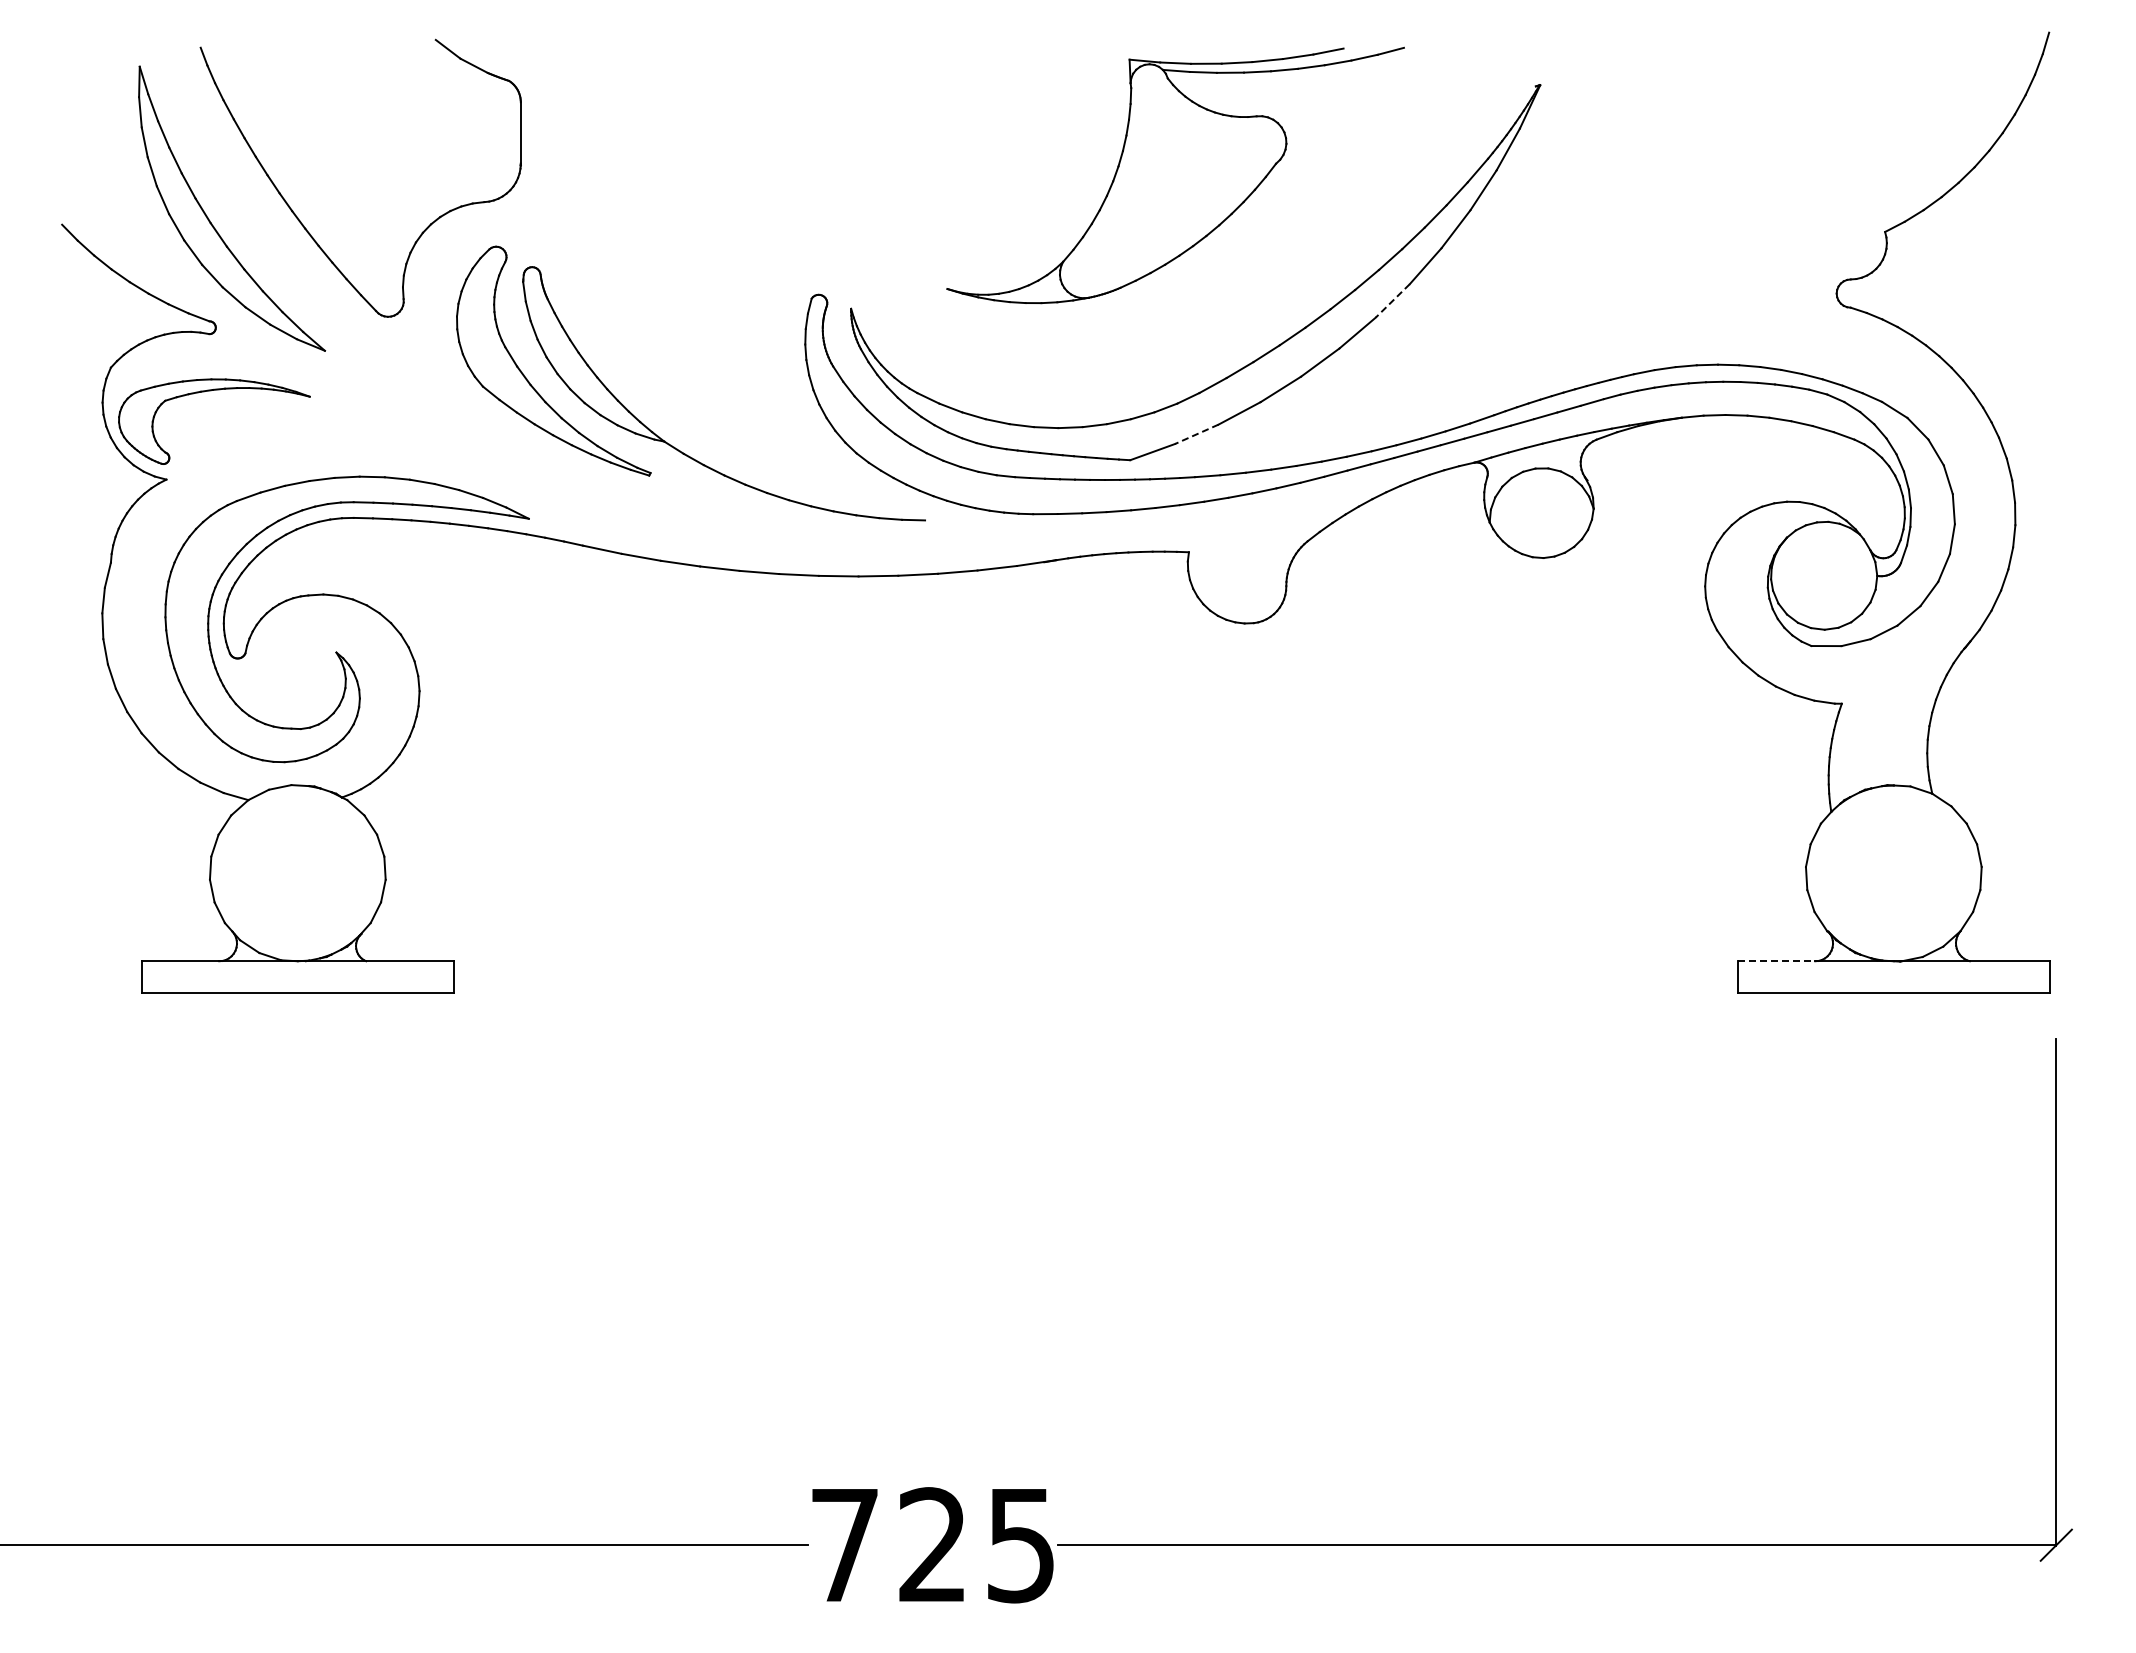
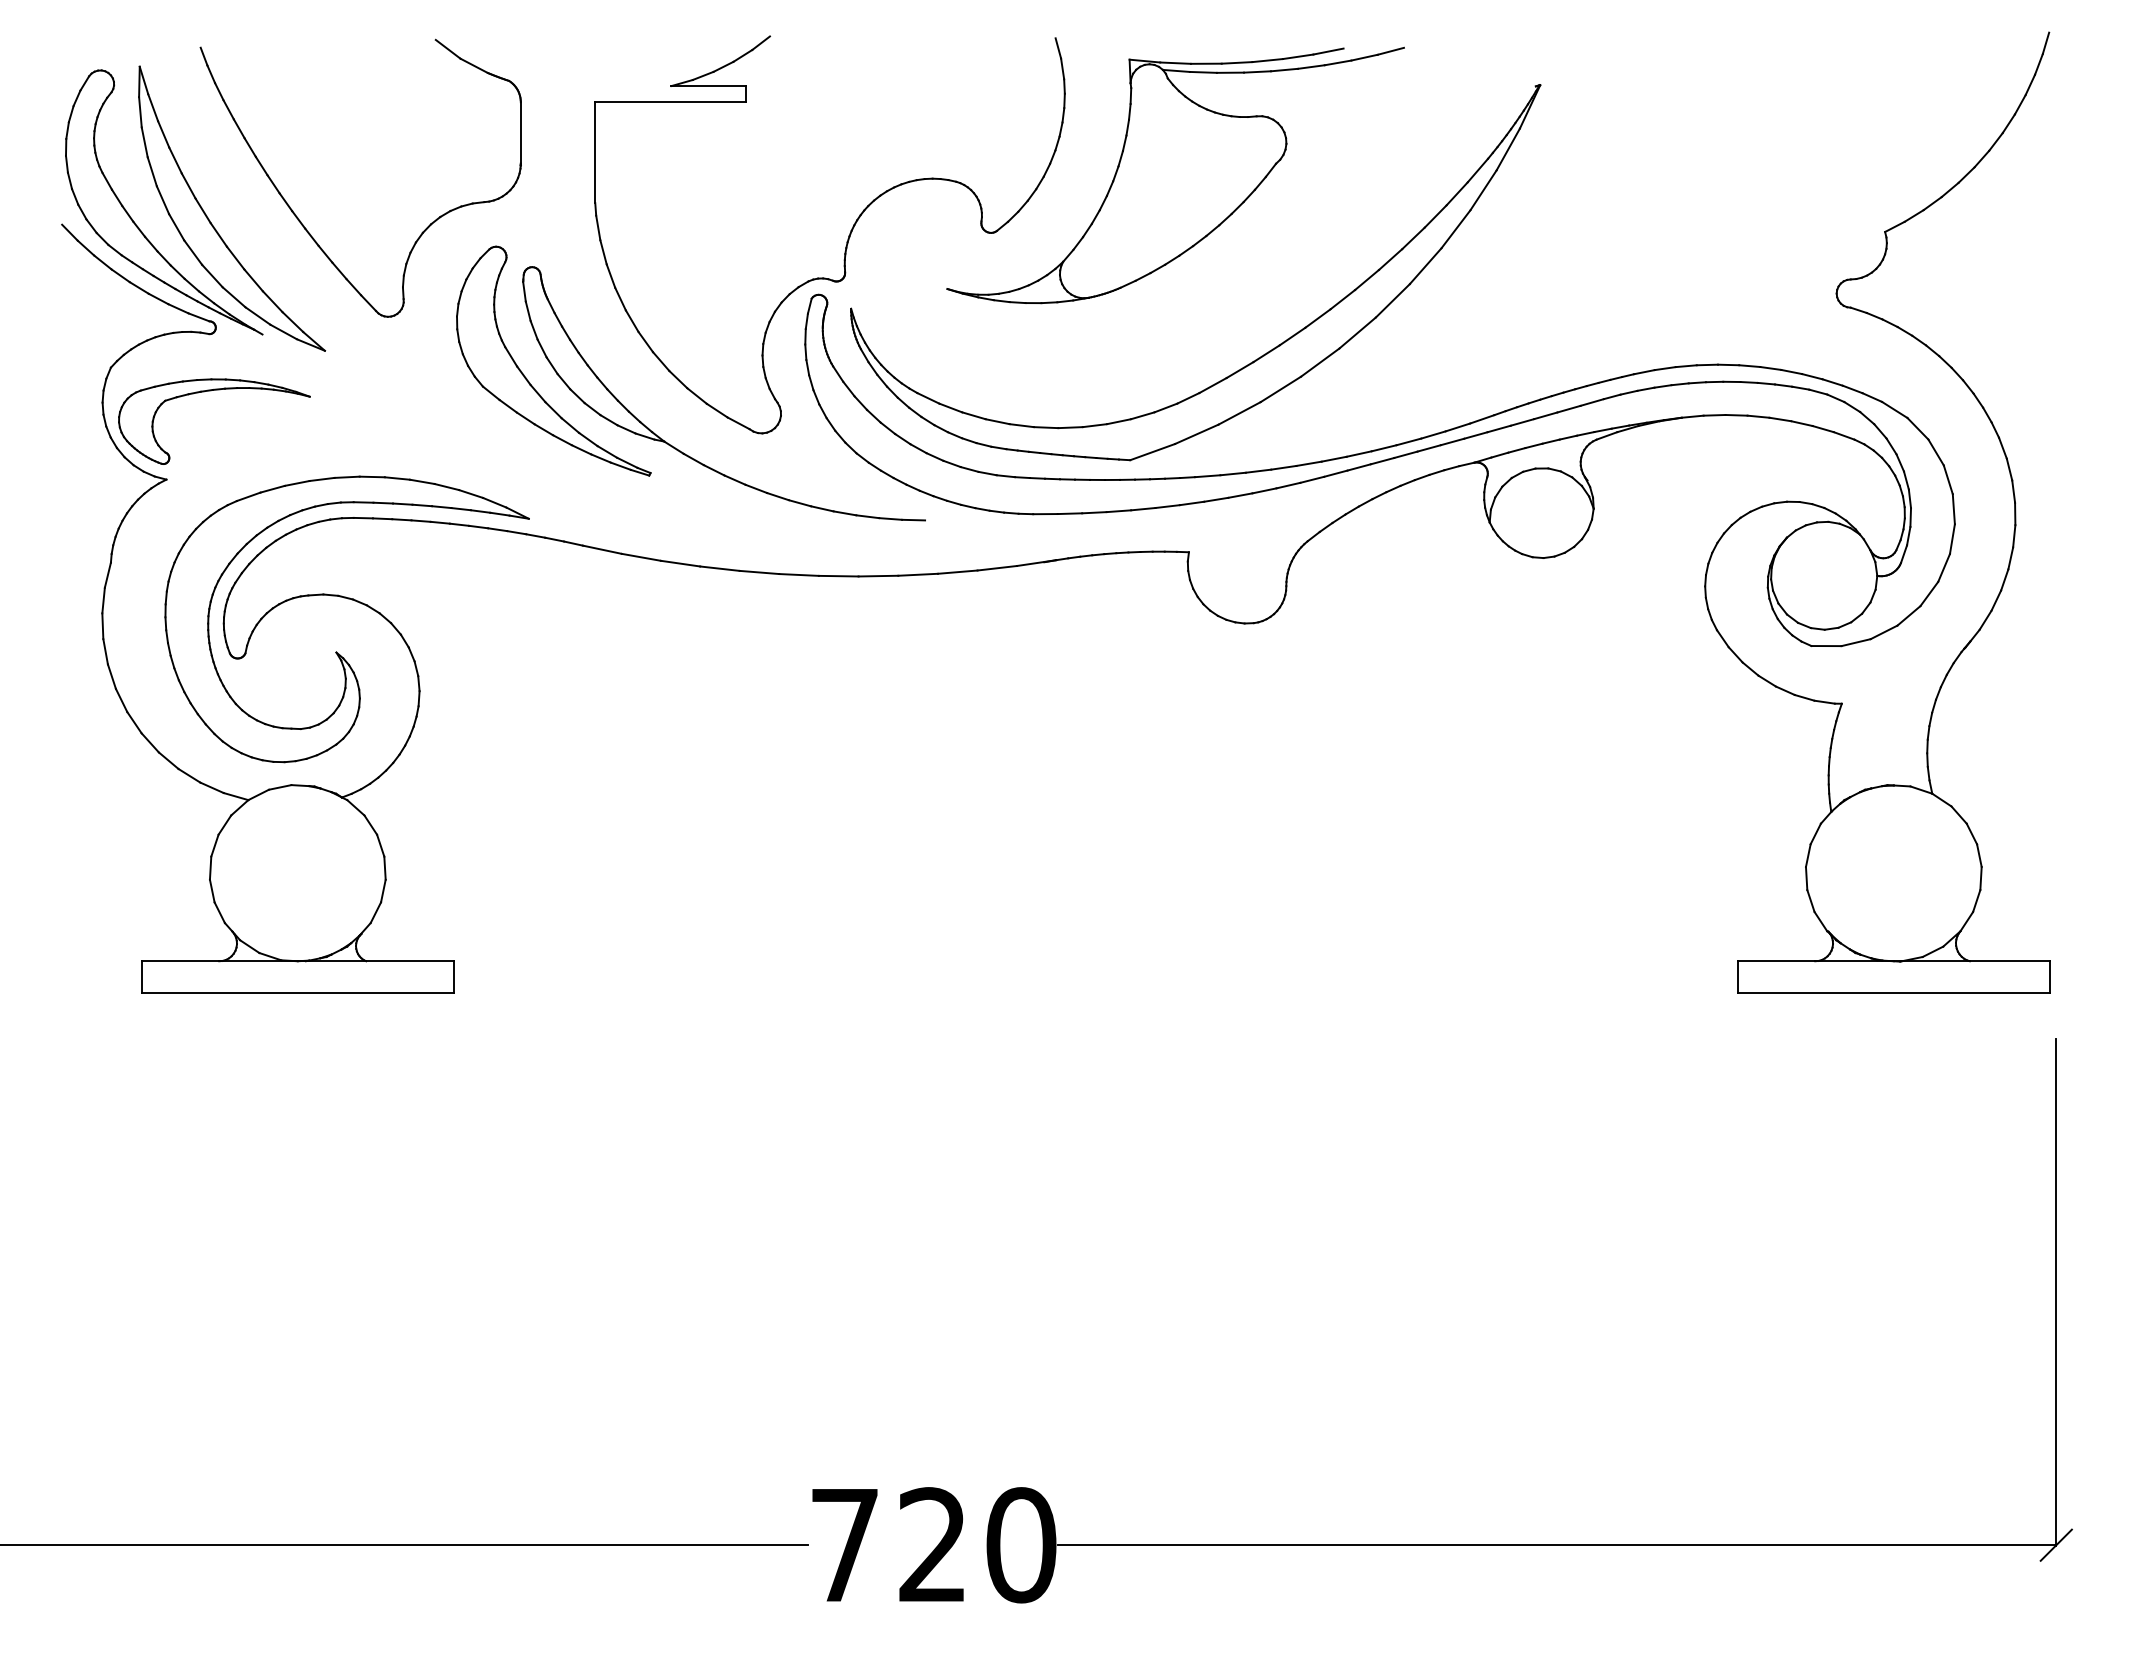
part: none -> present (135, 222)
part: none -> present (846, 241)
line: dashed -> solid (1392, 300)
line: dashed -> solid (1196, 434)
line: dashed -> solid (1776, 961)
text: 725 -> 720 (1021, 1545)
